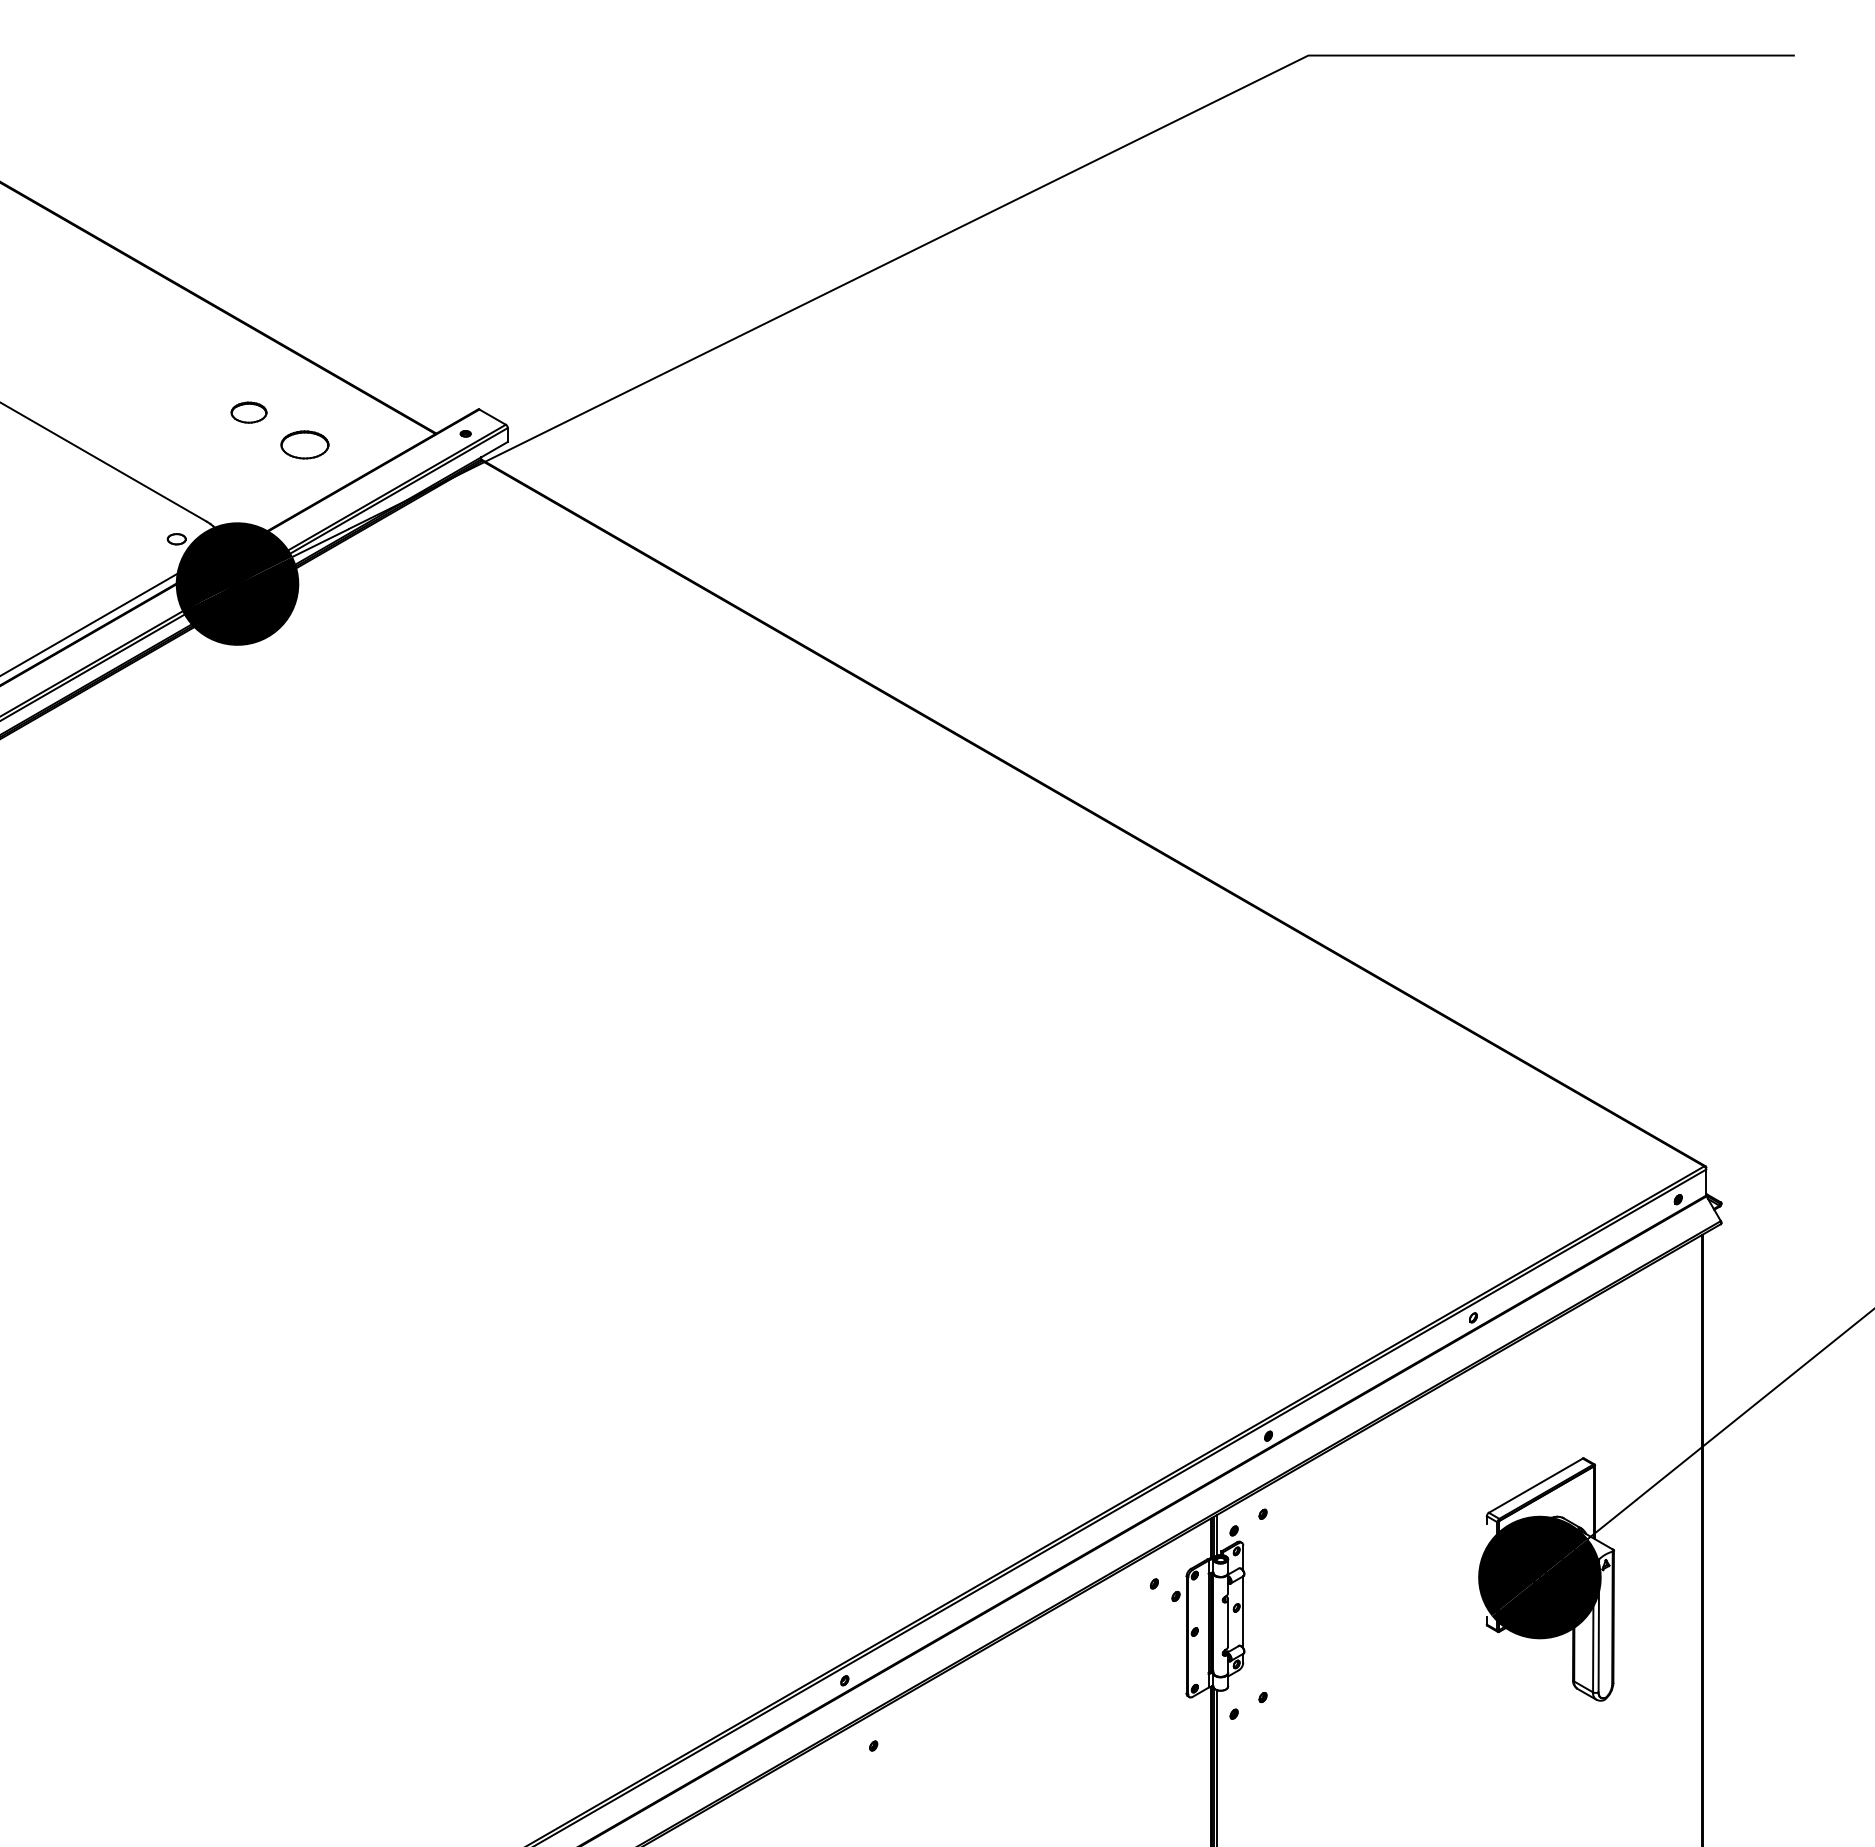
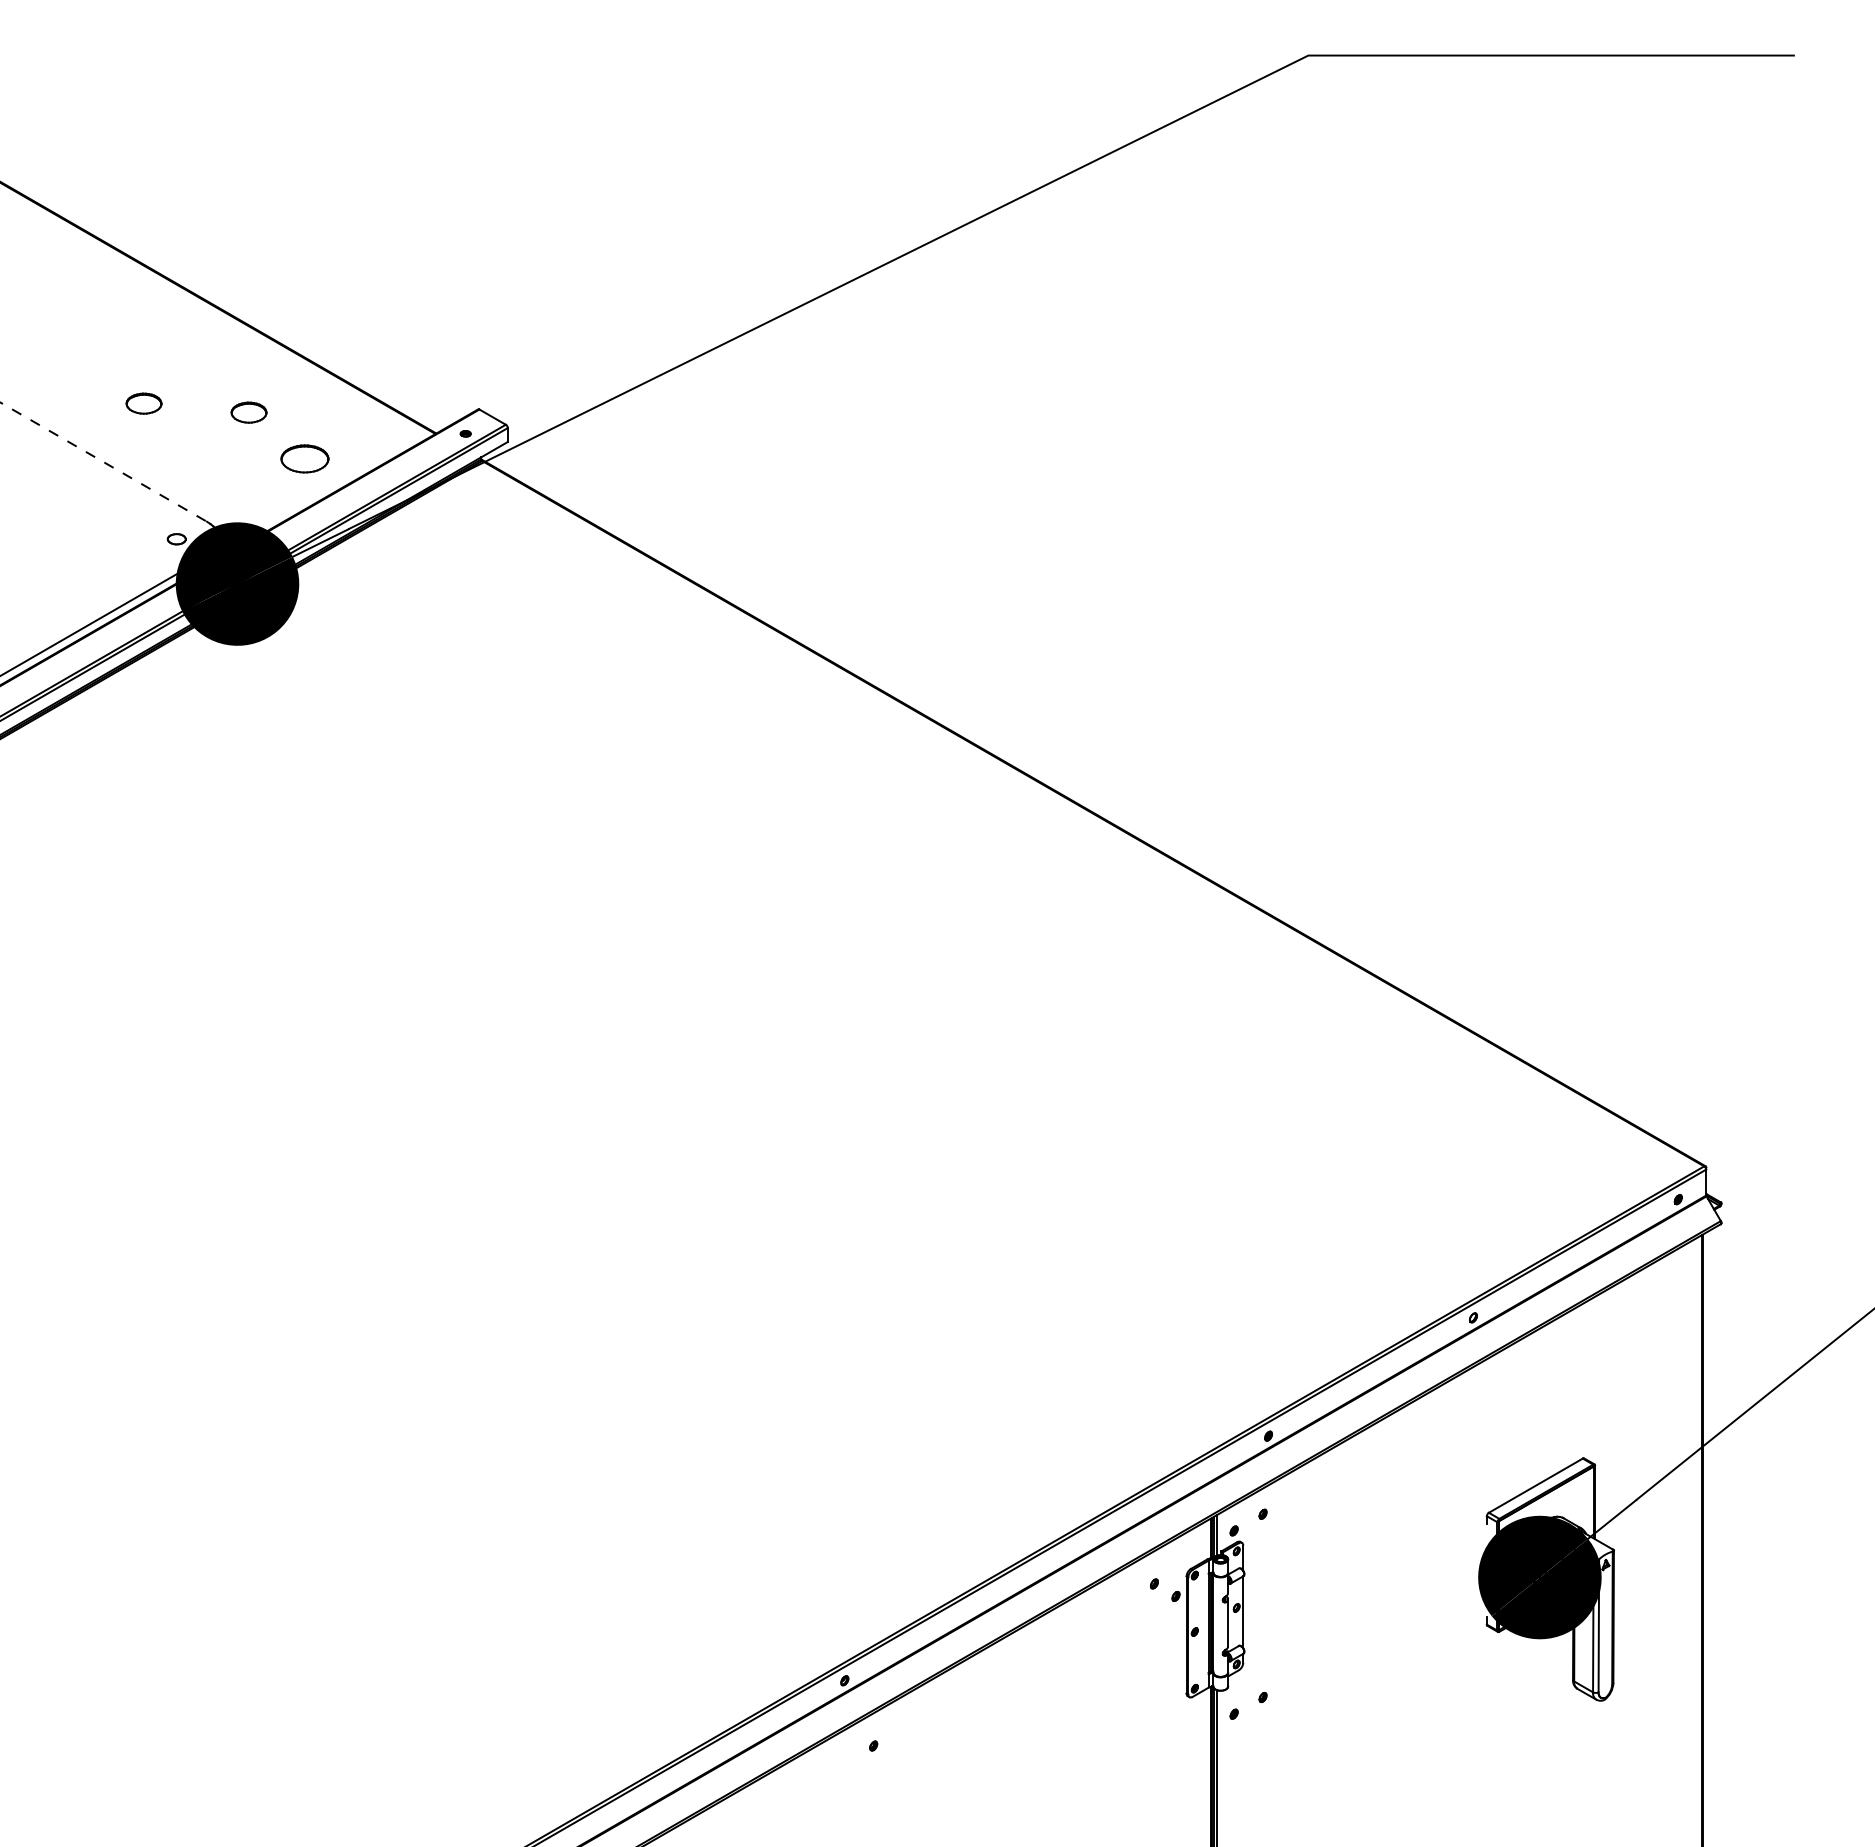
part: none -> present (143, 403)
part position: (304, 444) -> (304, 458) (304, 458)
line: solid -> dashed (104, 462)
